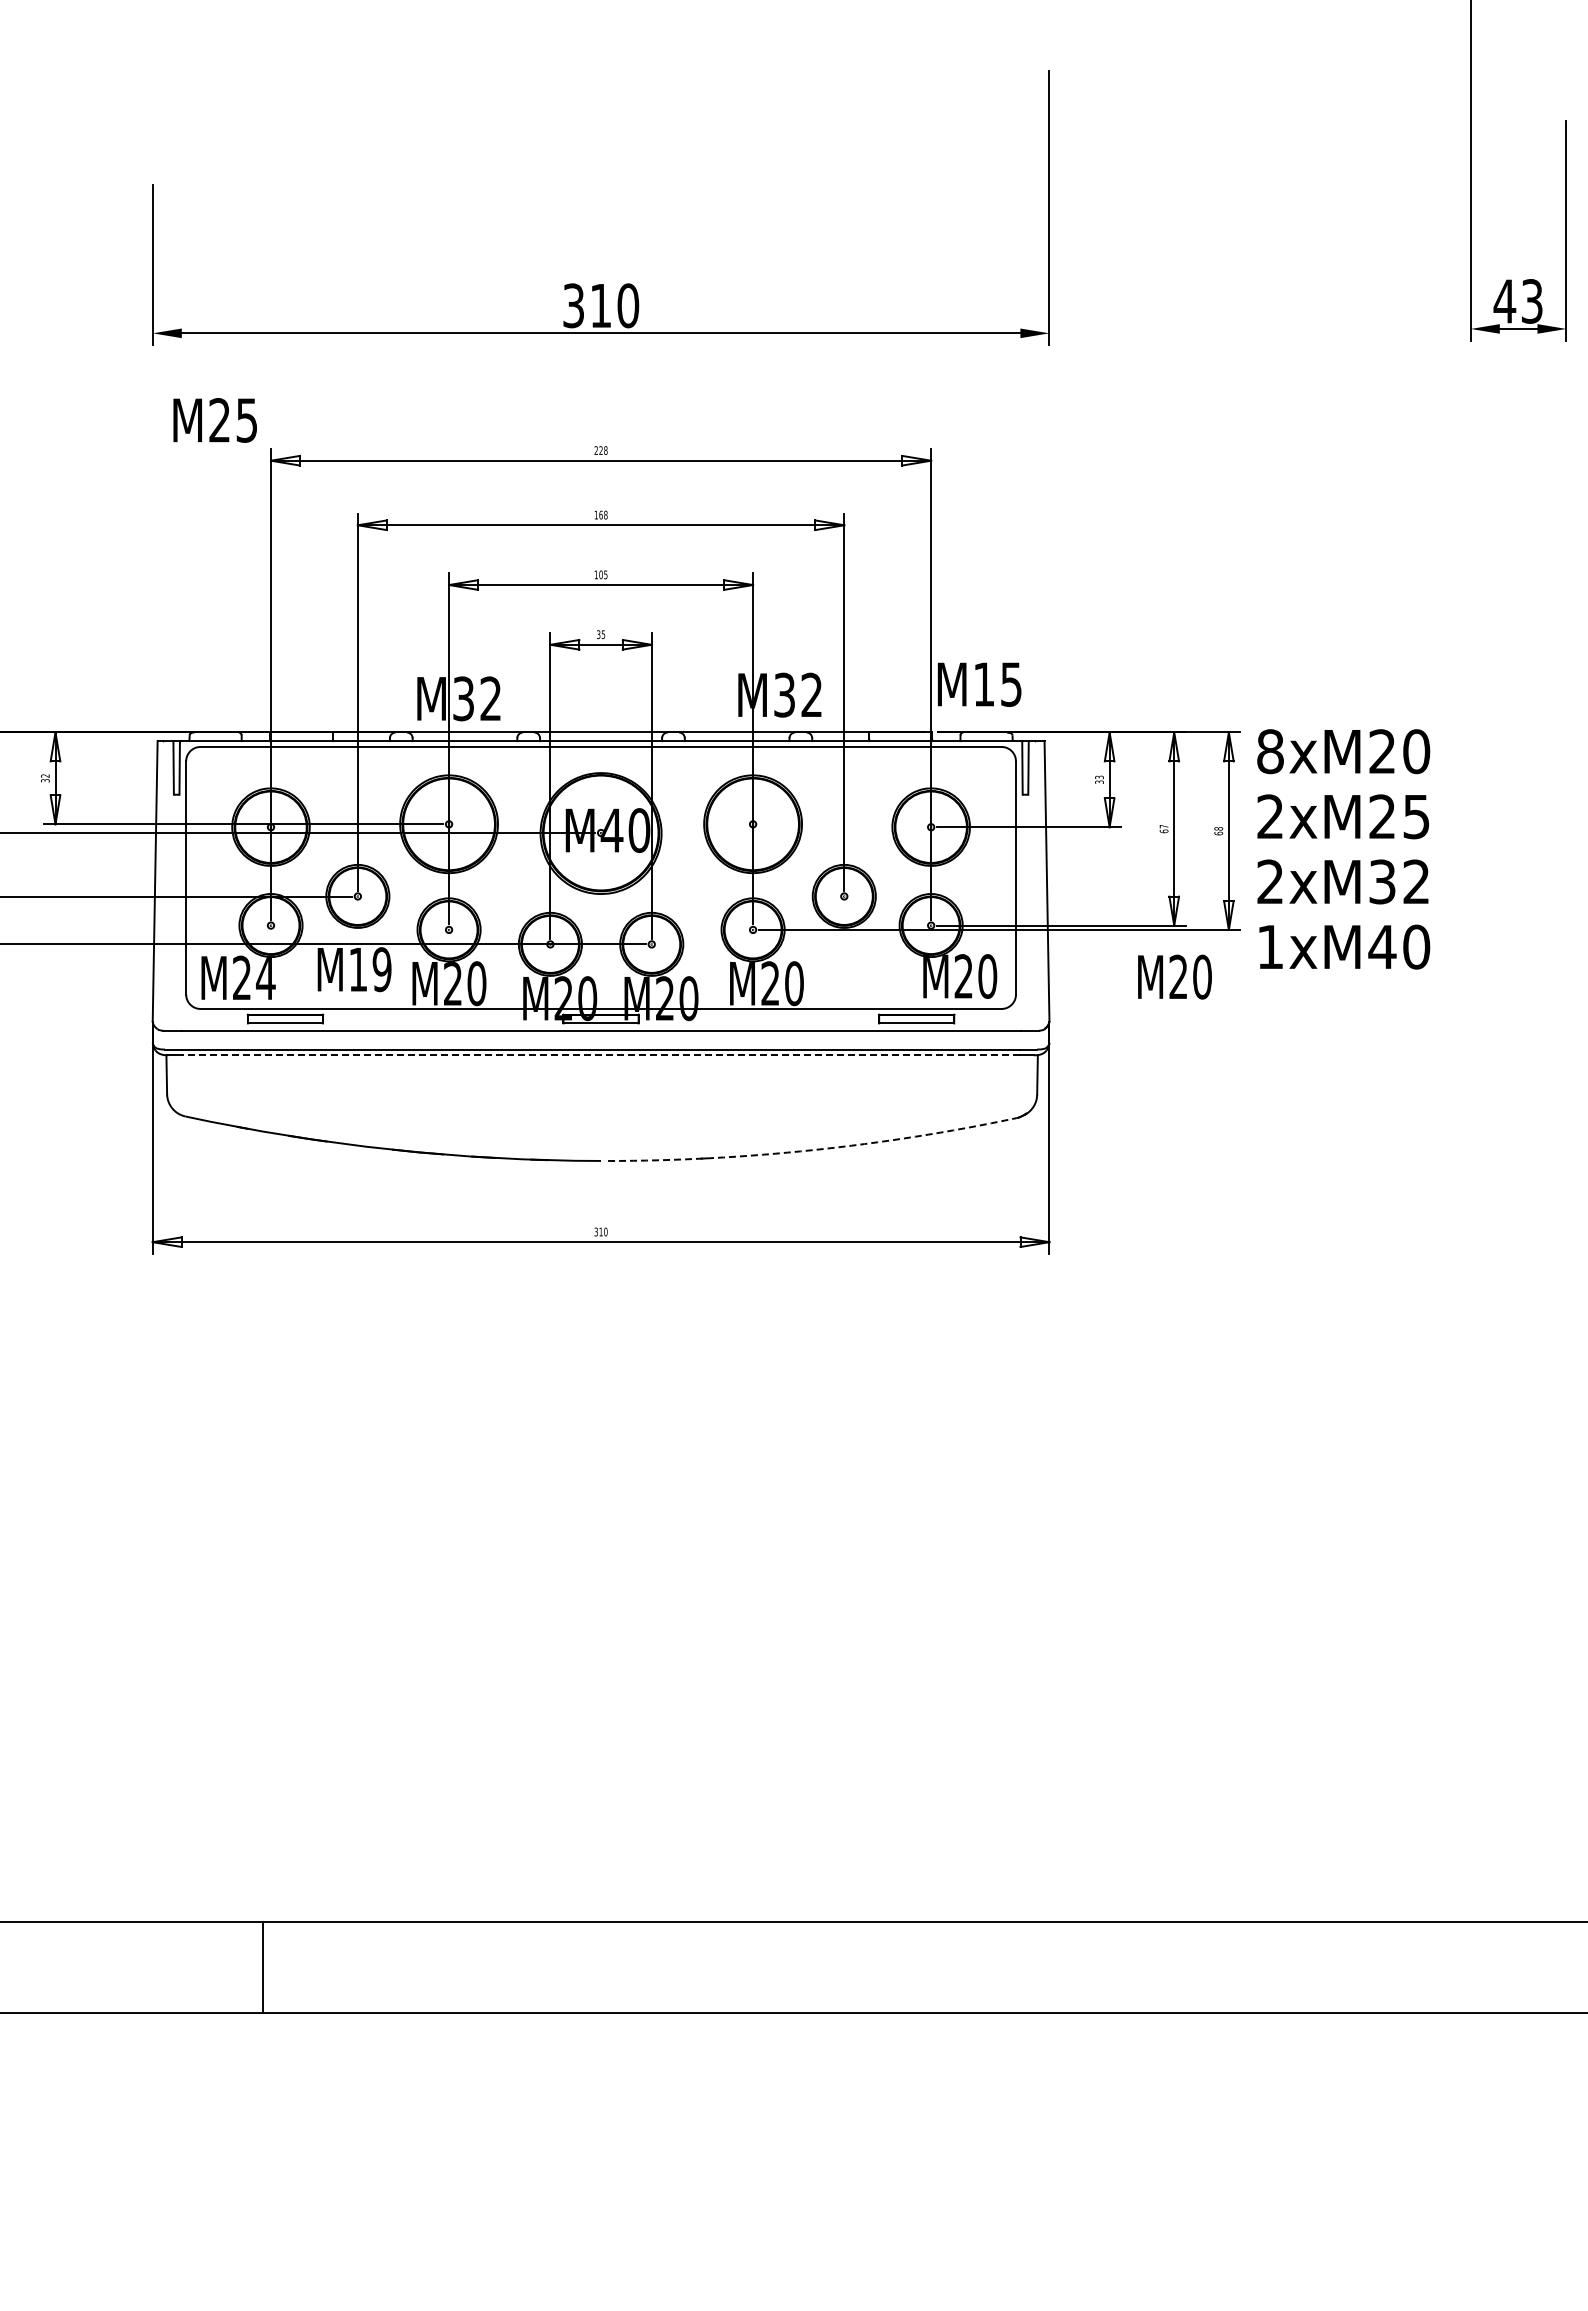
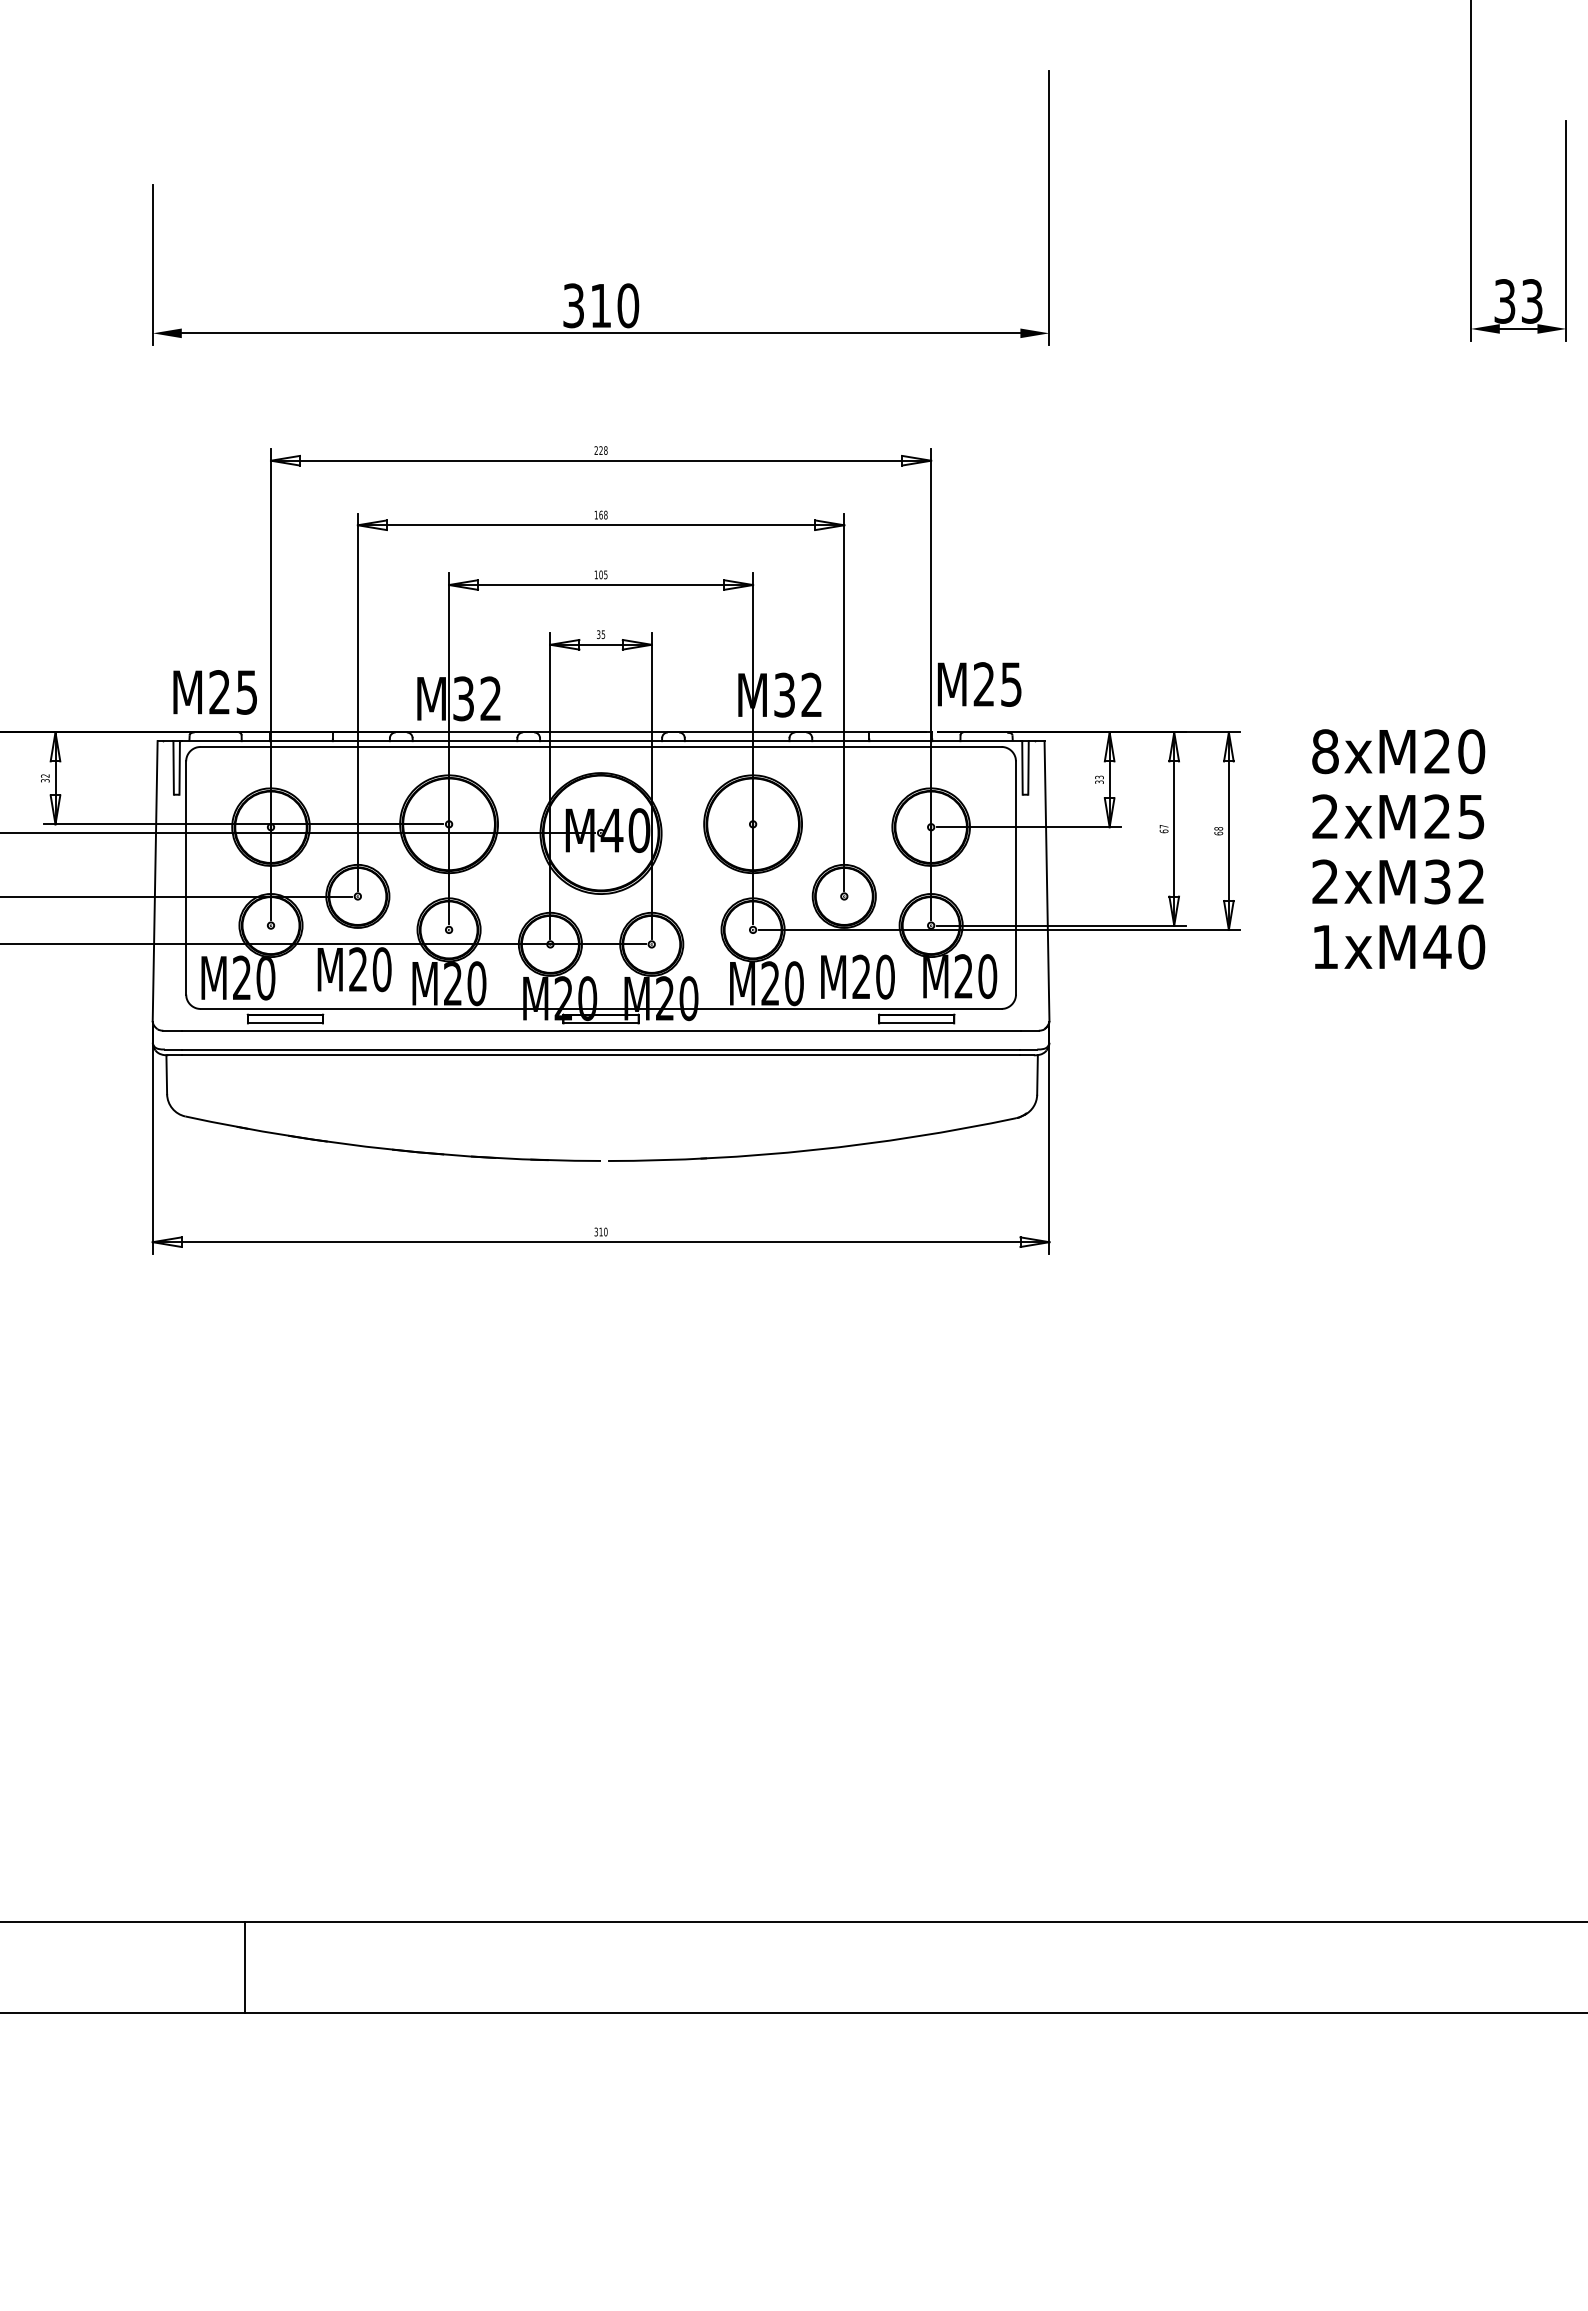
text: 43 -> 33 (1504, 301)
text position: (214, 420) -> (214, 692) (214, 692)
text: M15 -> M25 (983, 684)
text position: (1343, 849) -> (1398, 849) (1398, 849)
text: M19 -> M20 (370, 969)
text position: (1174, 976) -> (857, 976) (857, 976)
text: M24 -> M20 (265, 977)
line: dashed -> solid (600, 1055)
arc: dashed -> solid (813, 1150)
line position: (262, 1967) -> (244, 1967) (244, 1967)
